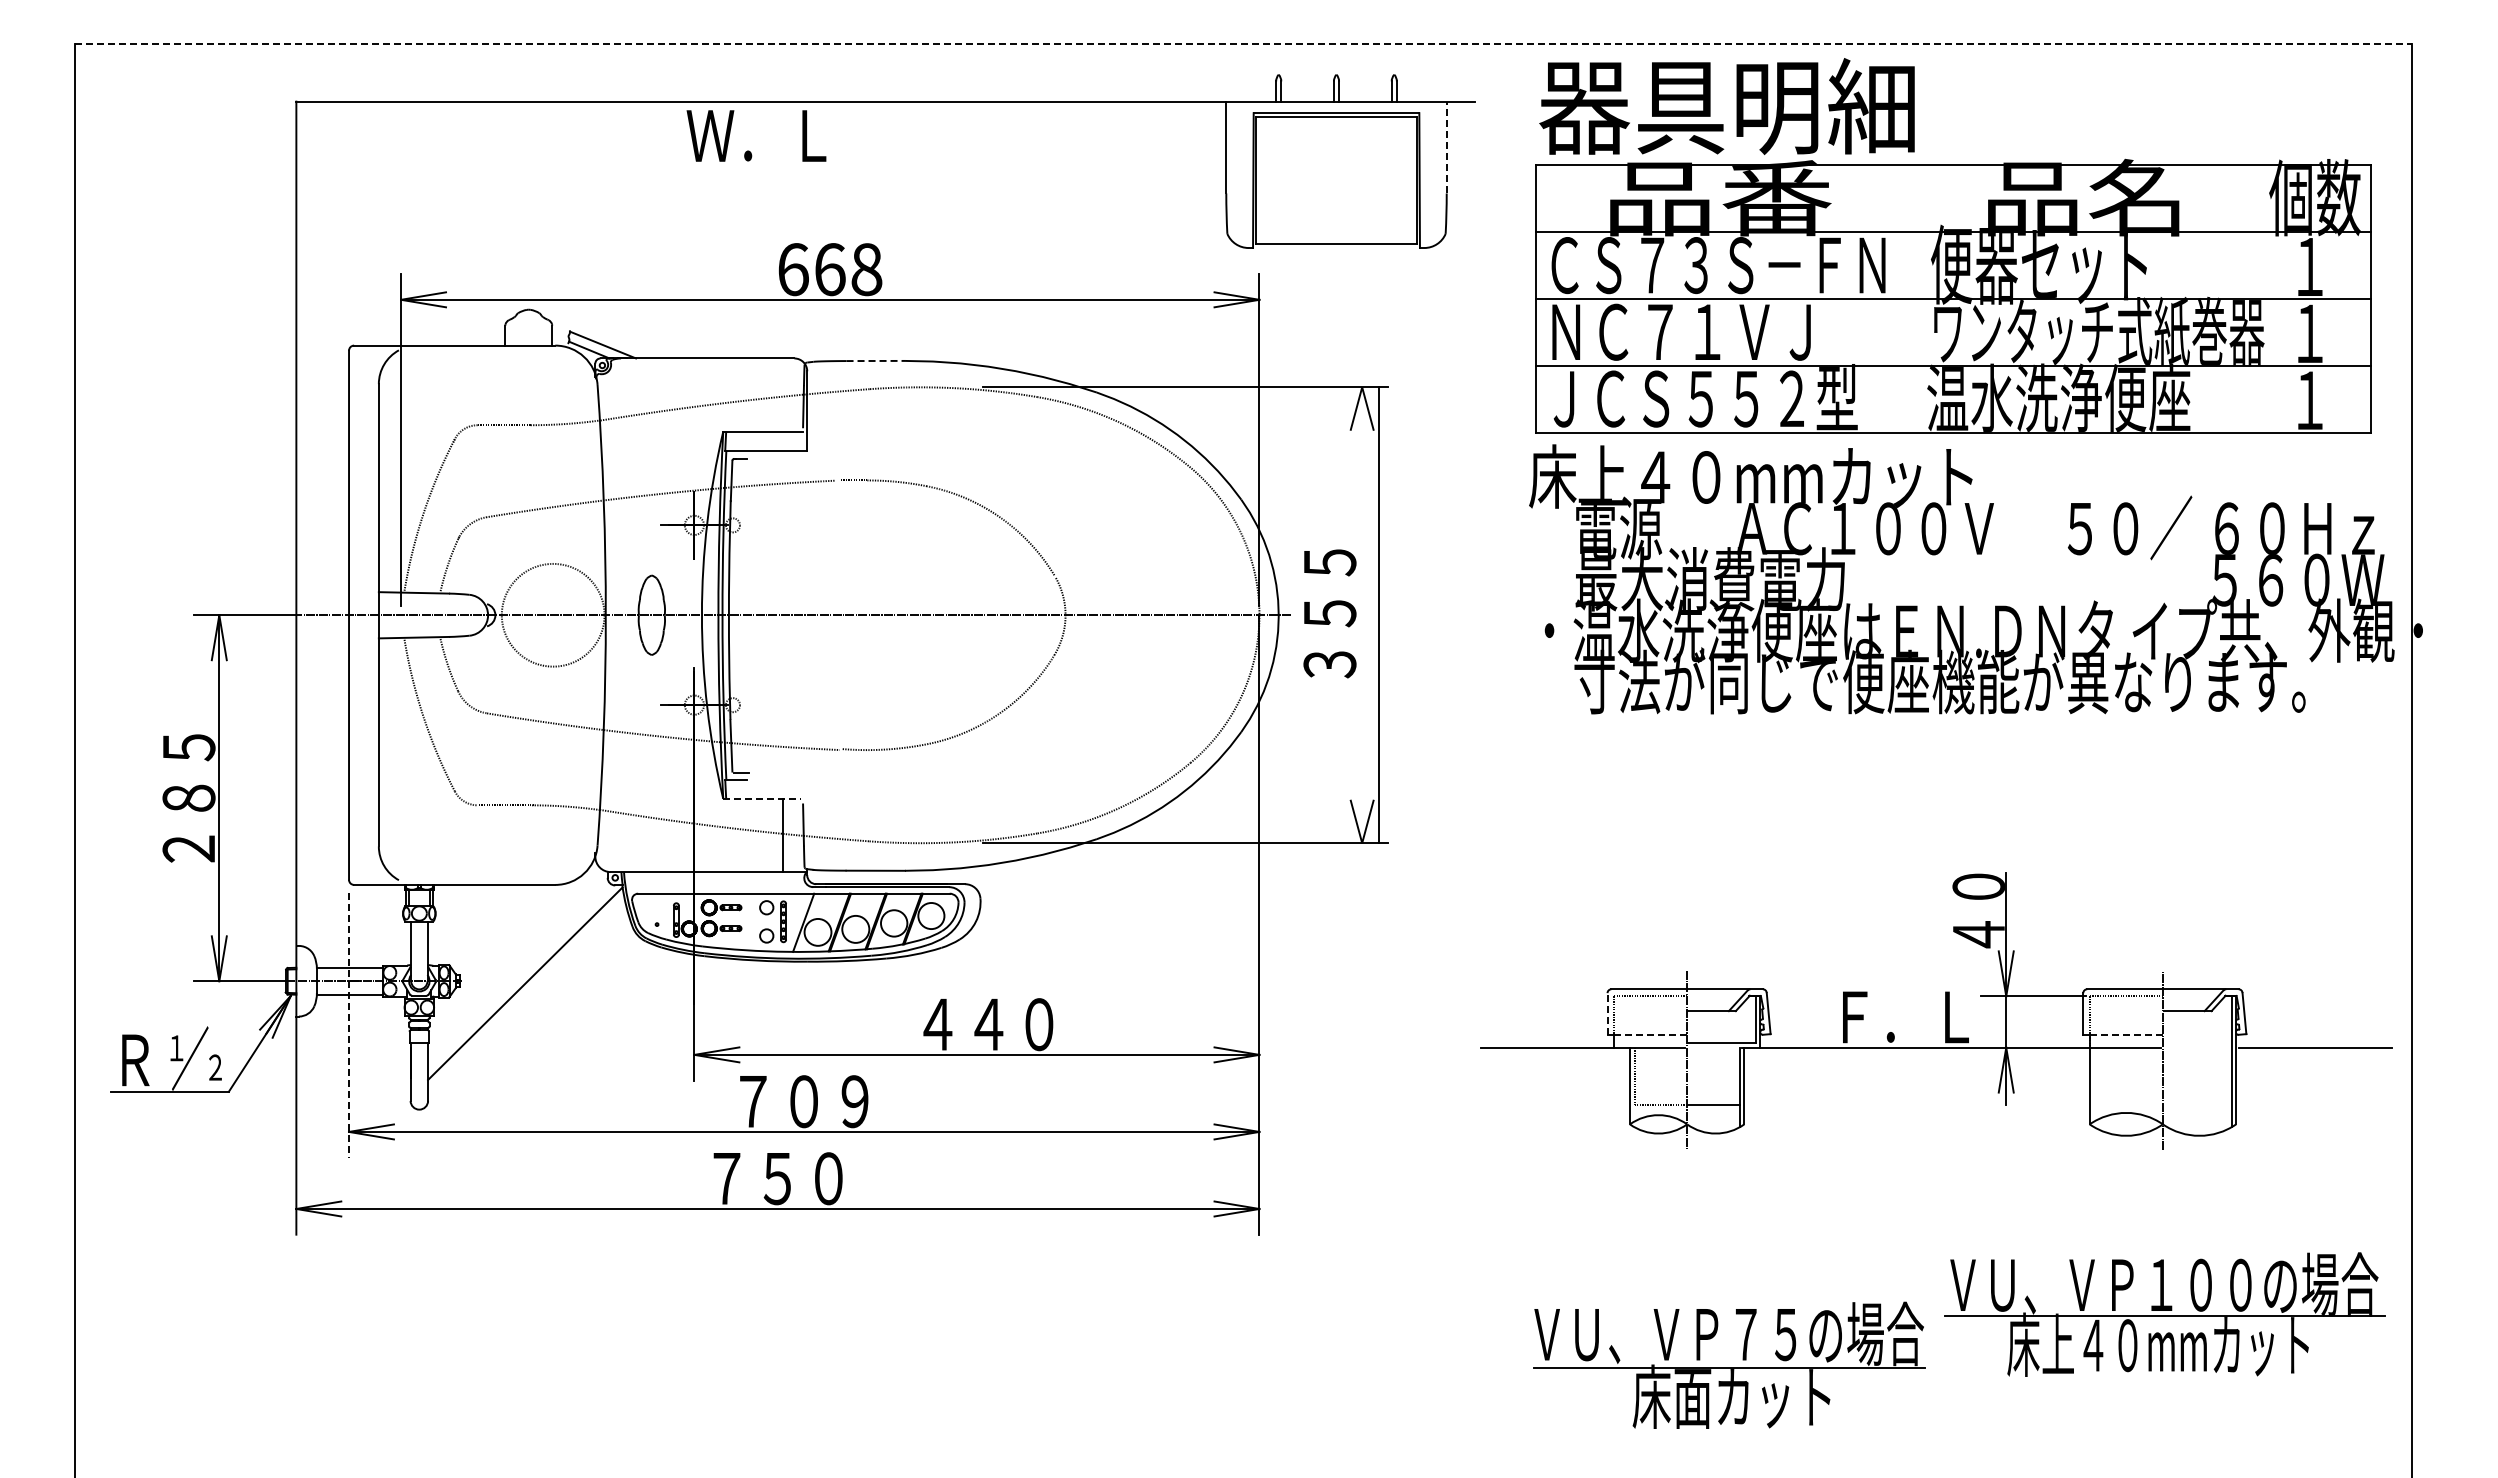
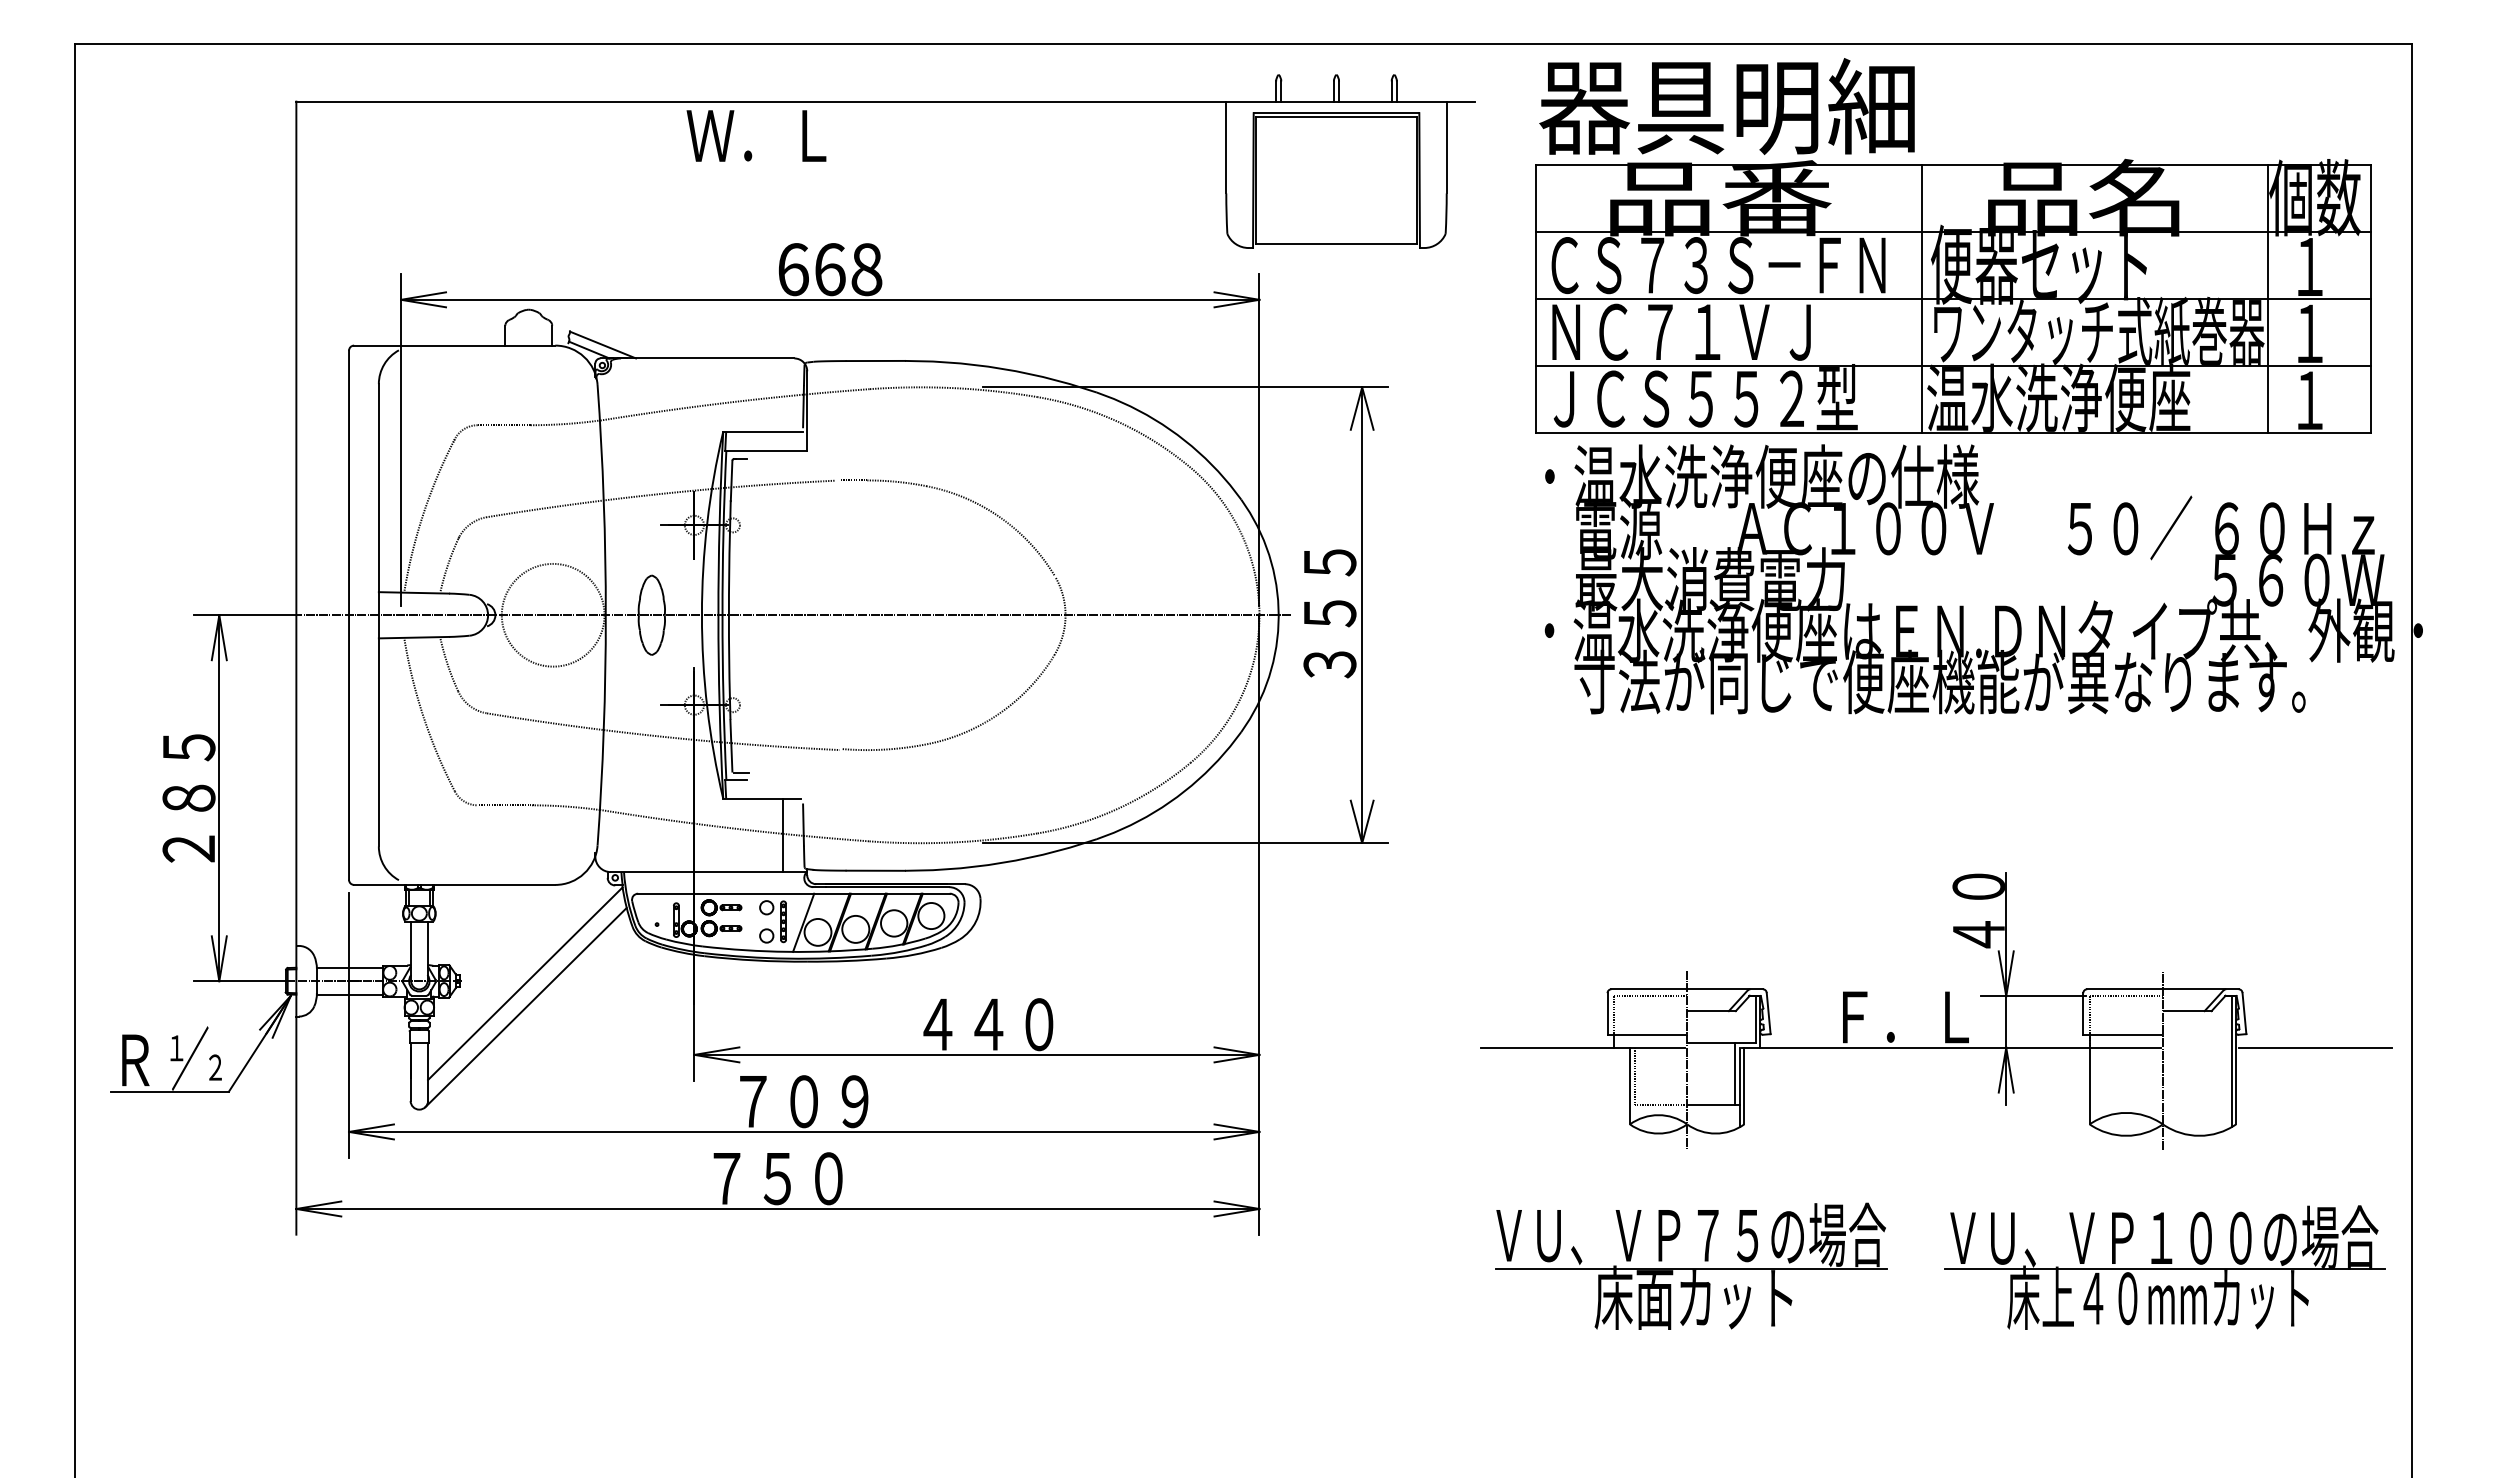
line: dashed -> solid (1243, 44)
line: dashed -> solid (1446, 147)
line: none -> present (1921, 298)
line: none -> present (2268, 298)
line: dashed -> solid (876, 360)
text: 床上４０mmカット -> ・温水洗浄便座の仕様 (1754, 476)
line position: (1379, 615) -> (1362, 615) (1362, 615)
line: dashed -> solid (762, 798)
line: none -> present (525, 1007)
line: dashed -> solid (1607, 1013)
line: dashed -> solid (349, 1025)
line: dashed -> solid (1650, 1034)
line: dashed -> solid (2126, 1034)
line: none -> present (1735, 1073)
part position: (2164, 1314) -> (2164, 1267) (2164, 1267)
part position: (1729, 1364) -> (1691, 1265) (1691, 1265)
